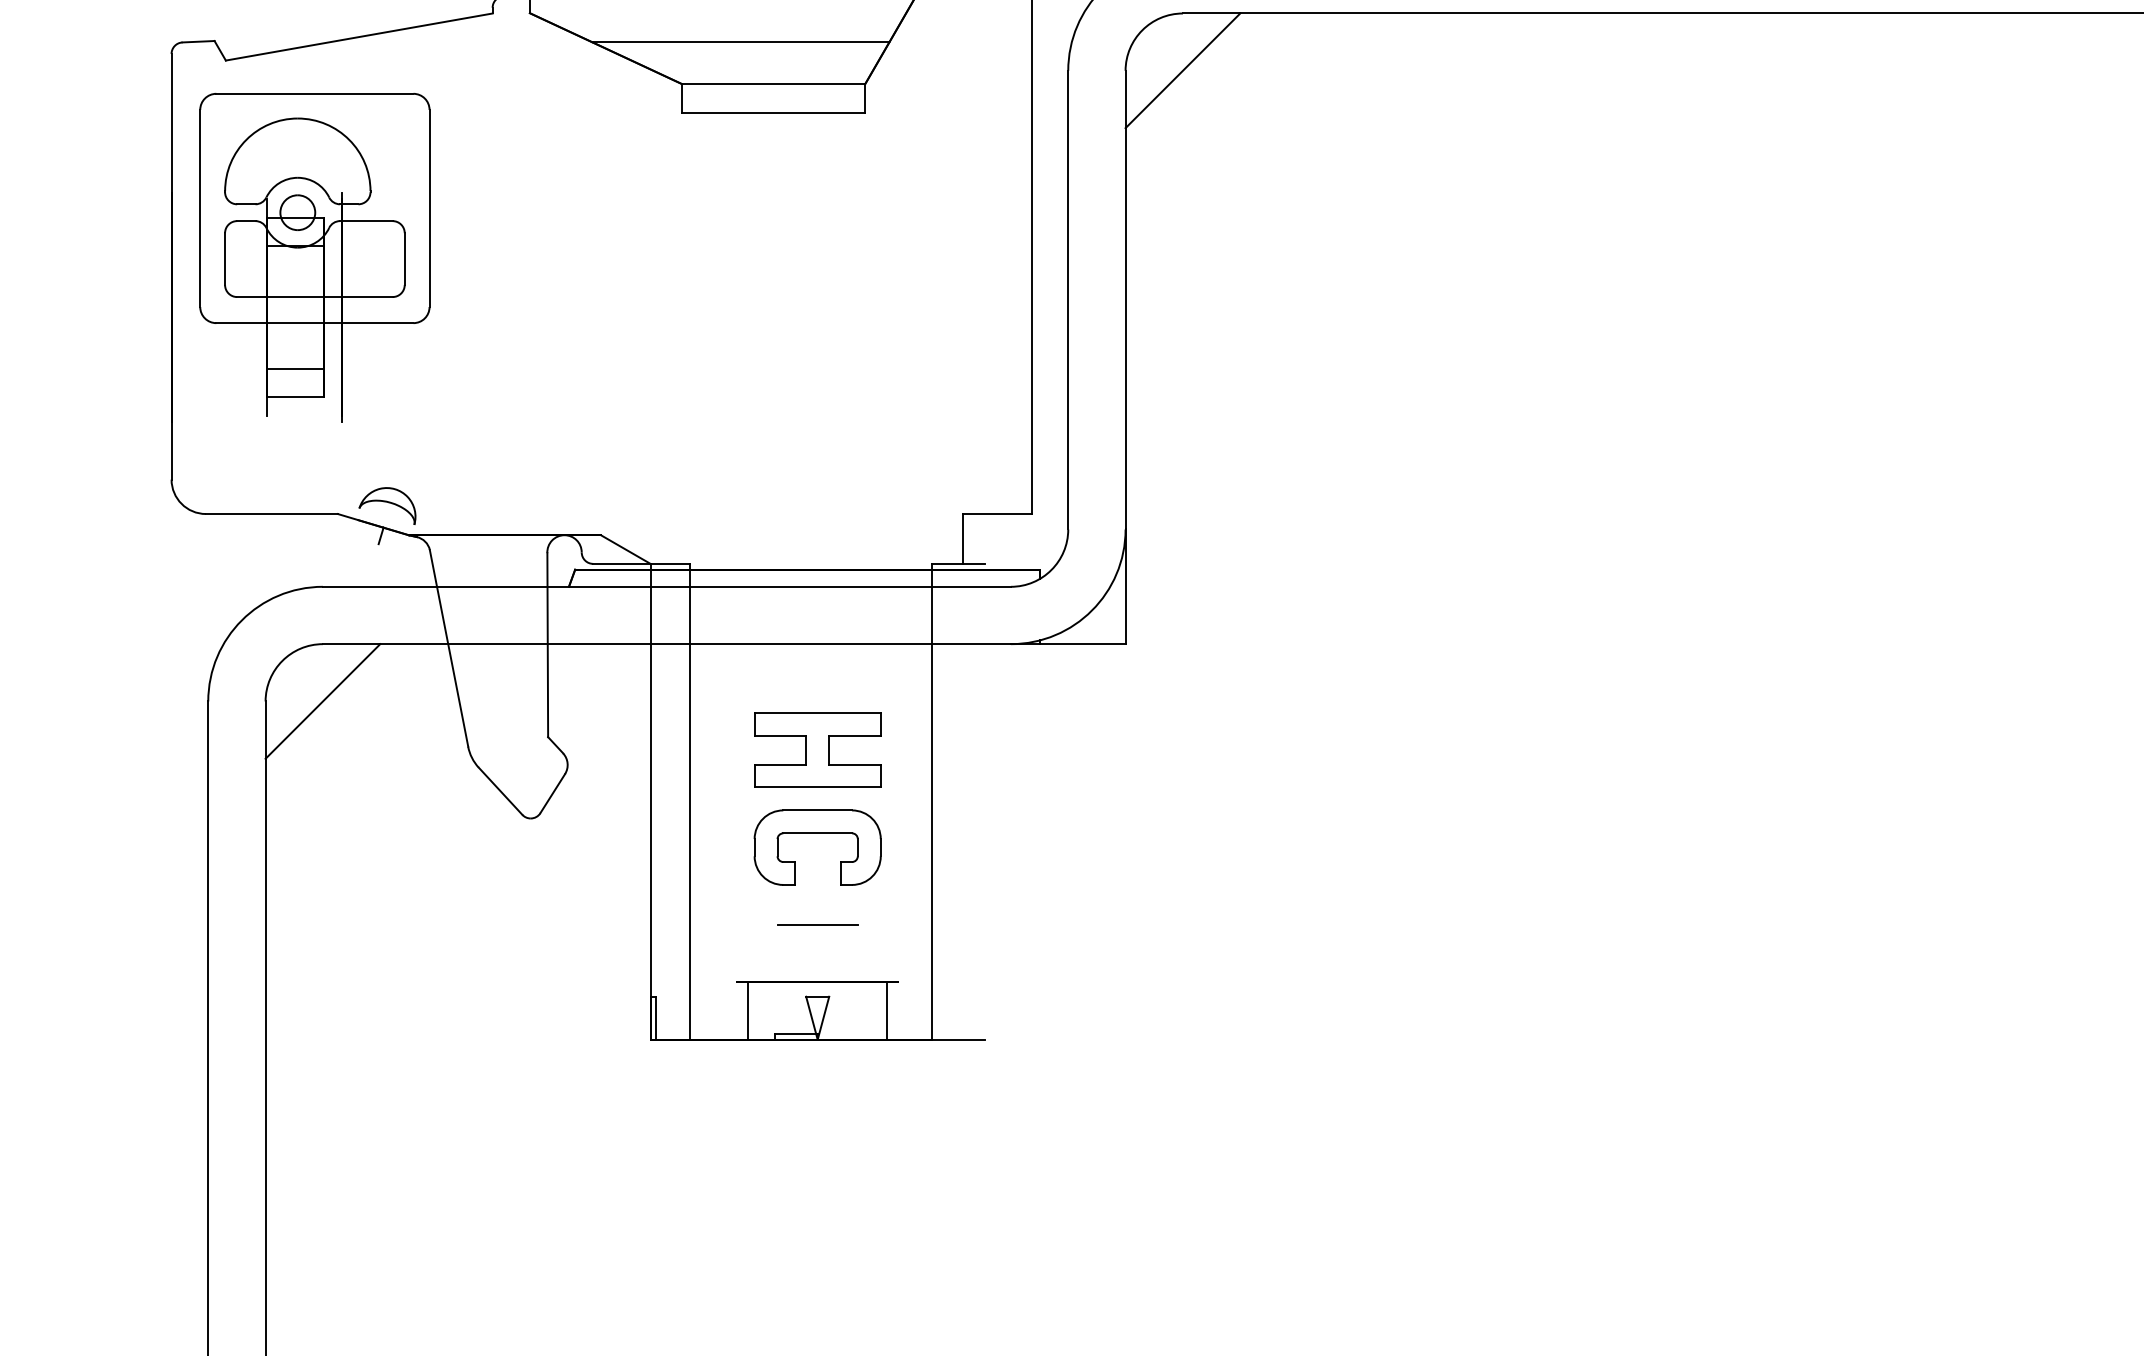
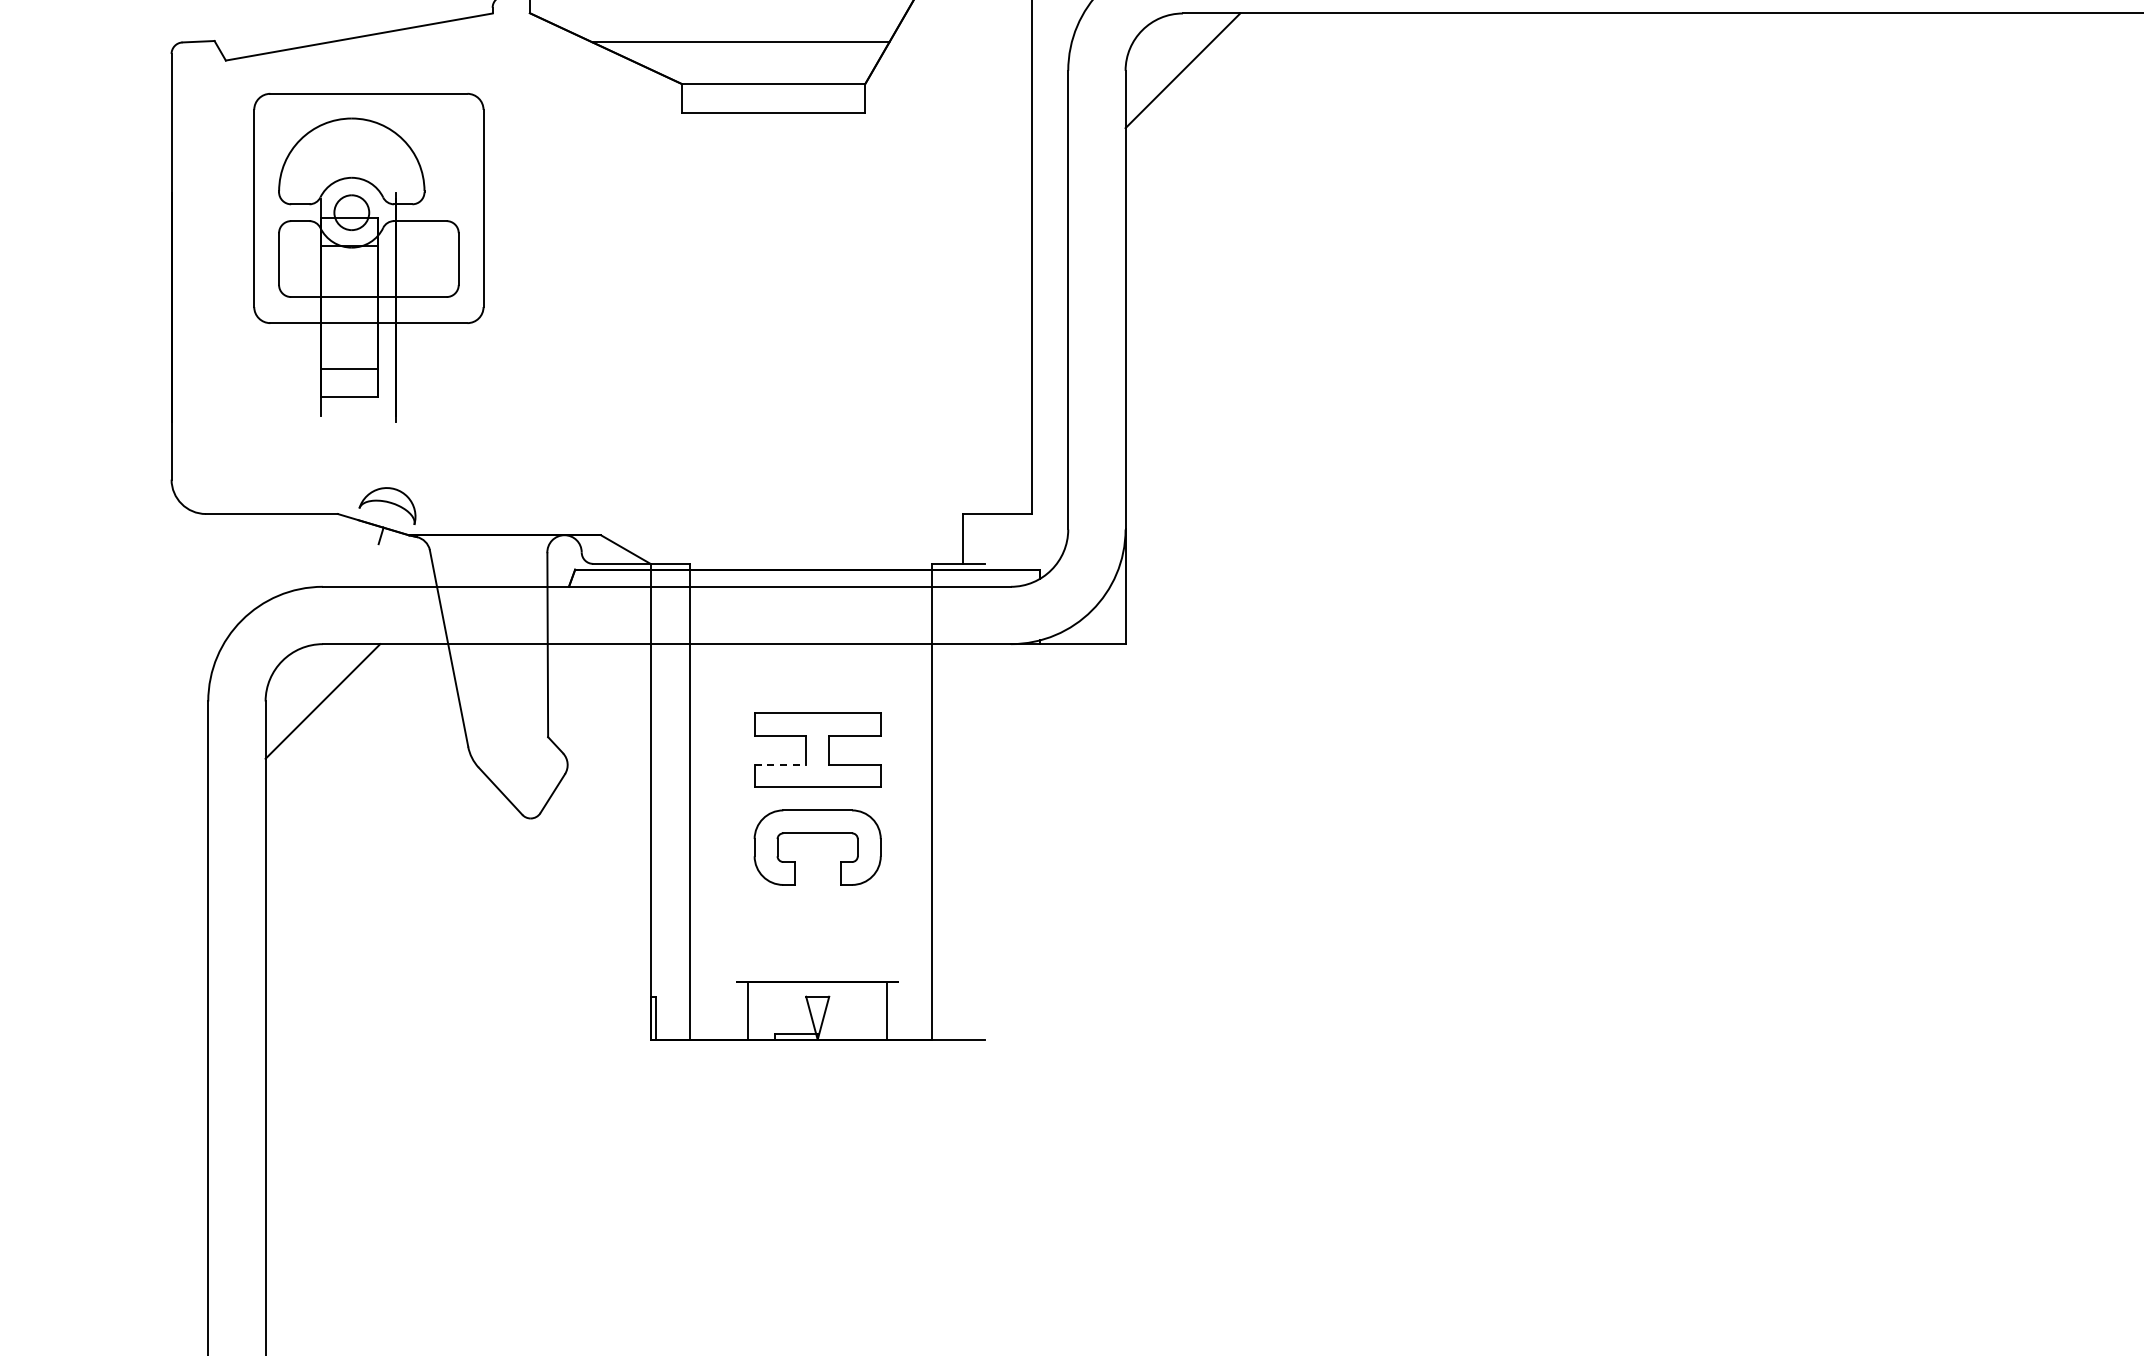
part position: (314, 257) -> (368, 257) (368, 257)
line: solid -> dashed (780, 764)
line: present -> none (817, 925)
